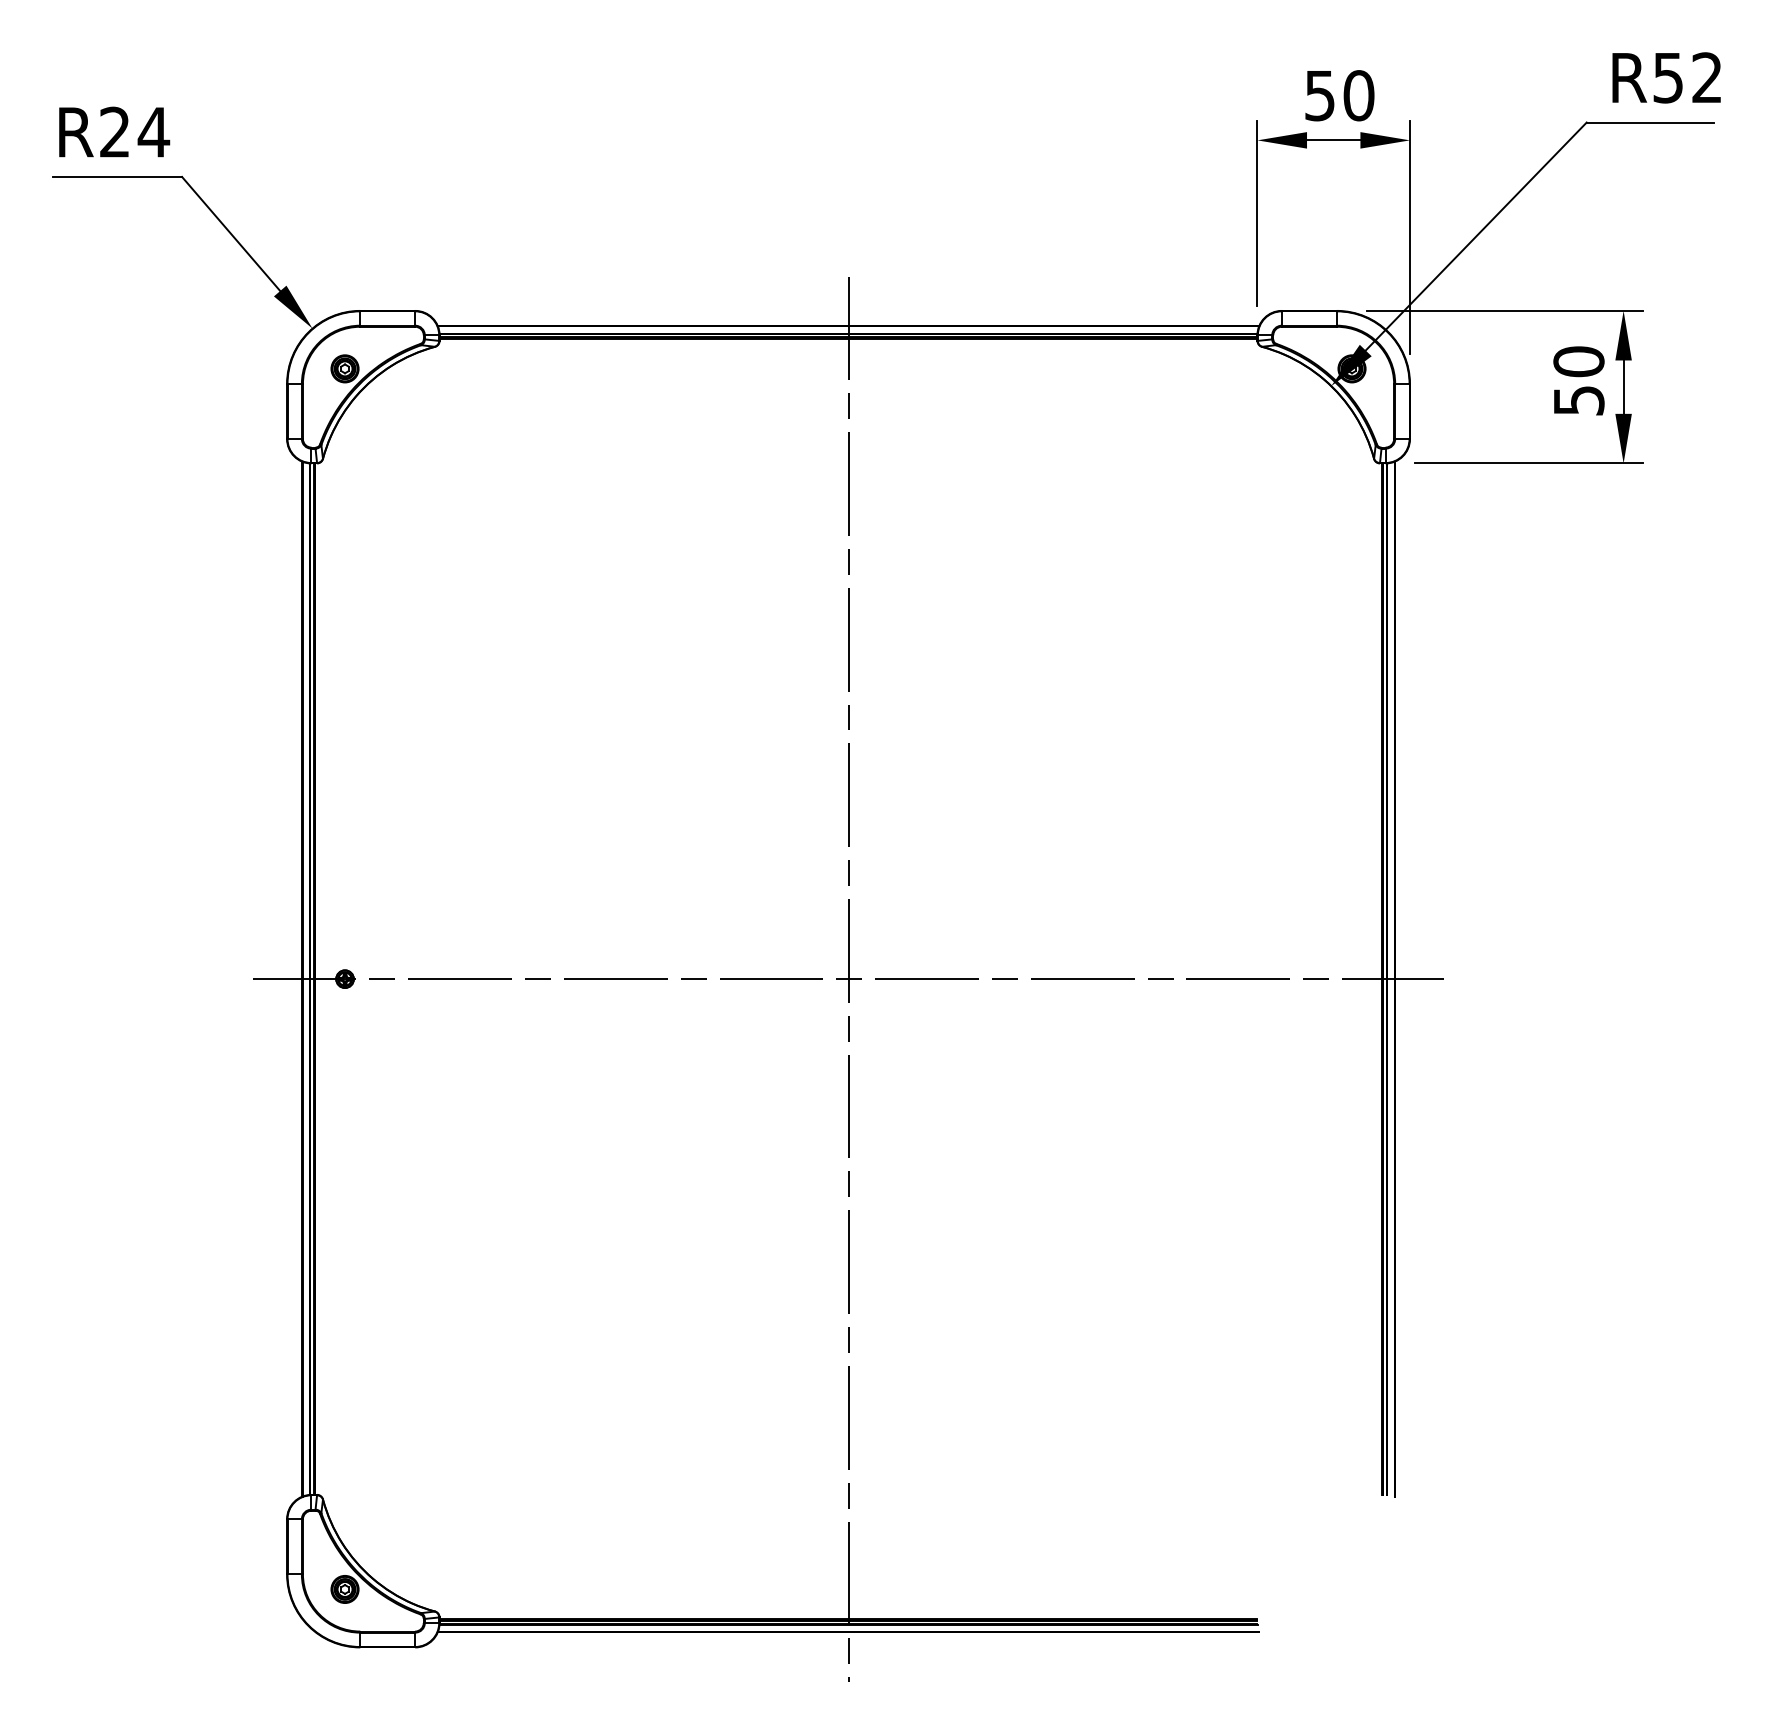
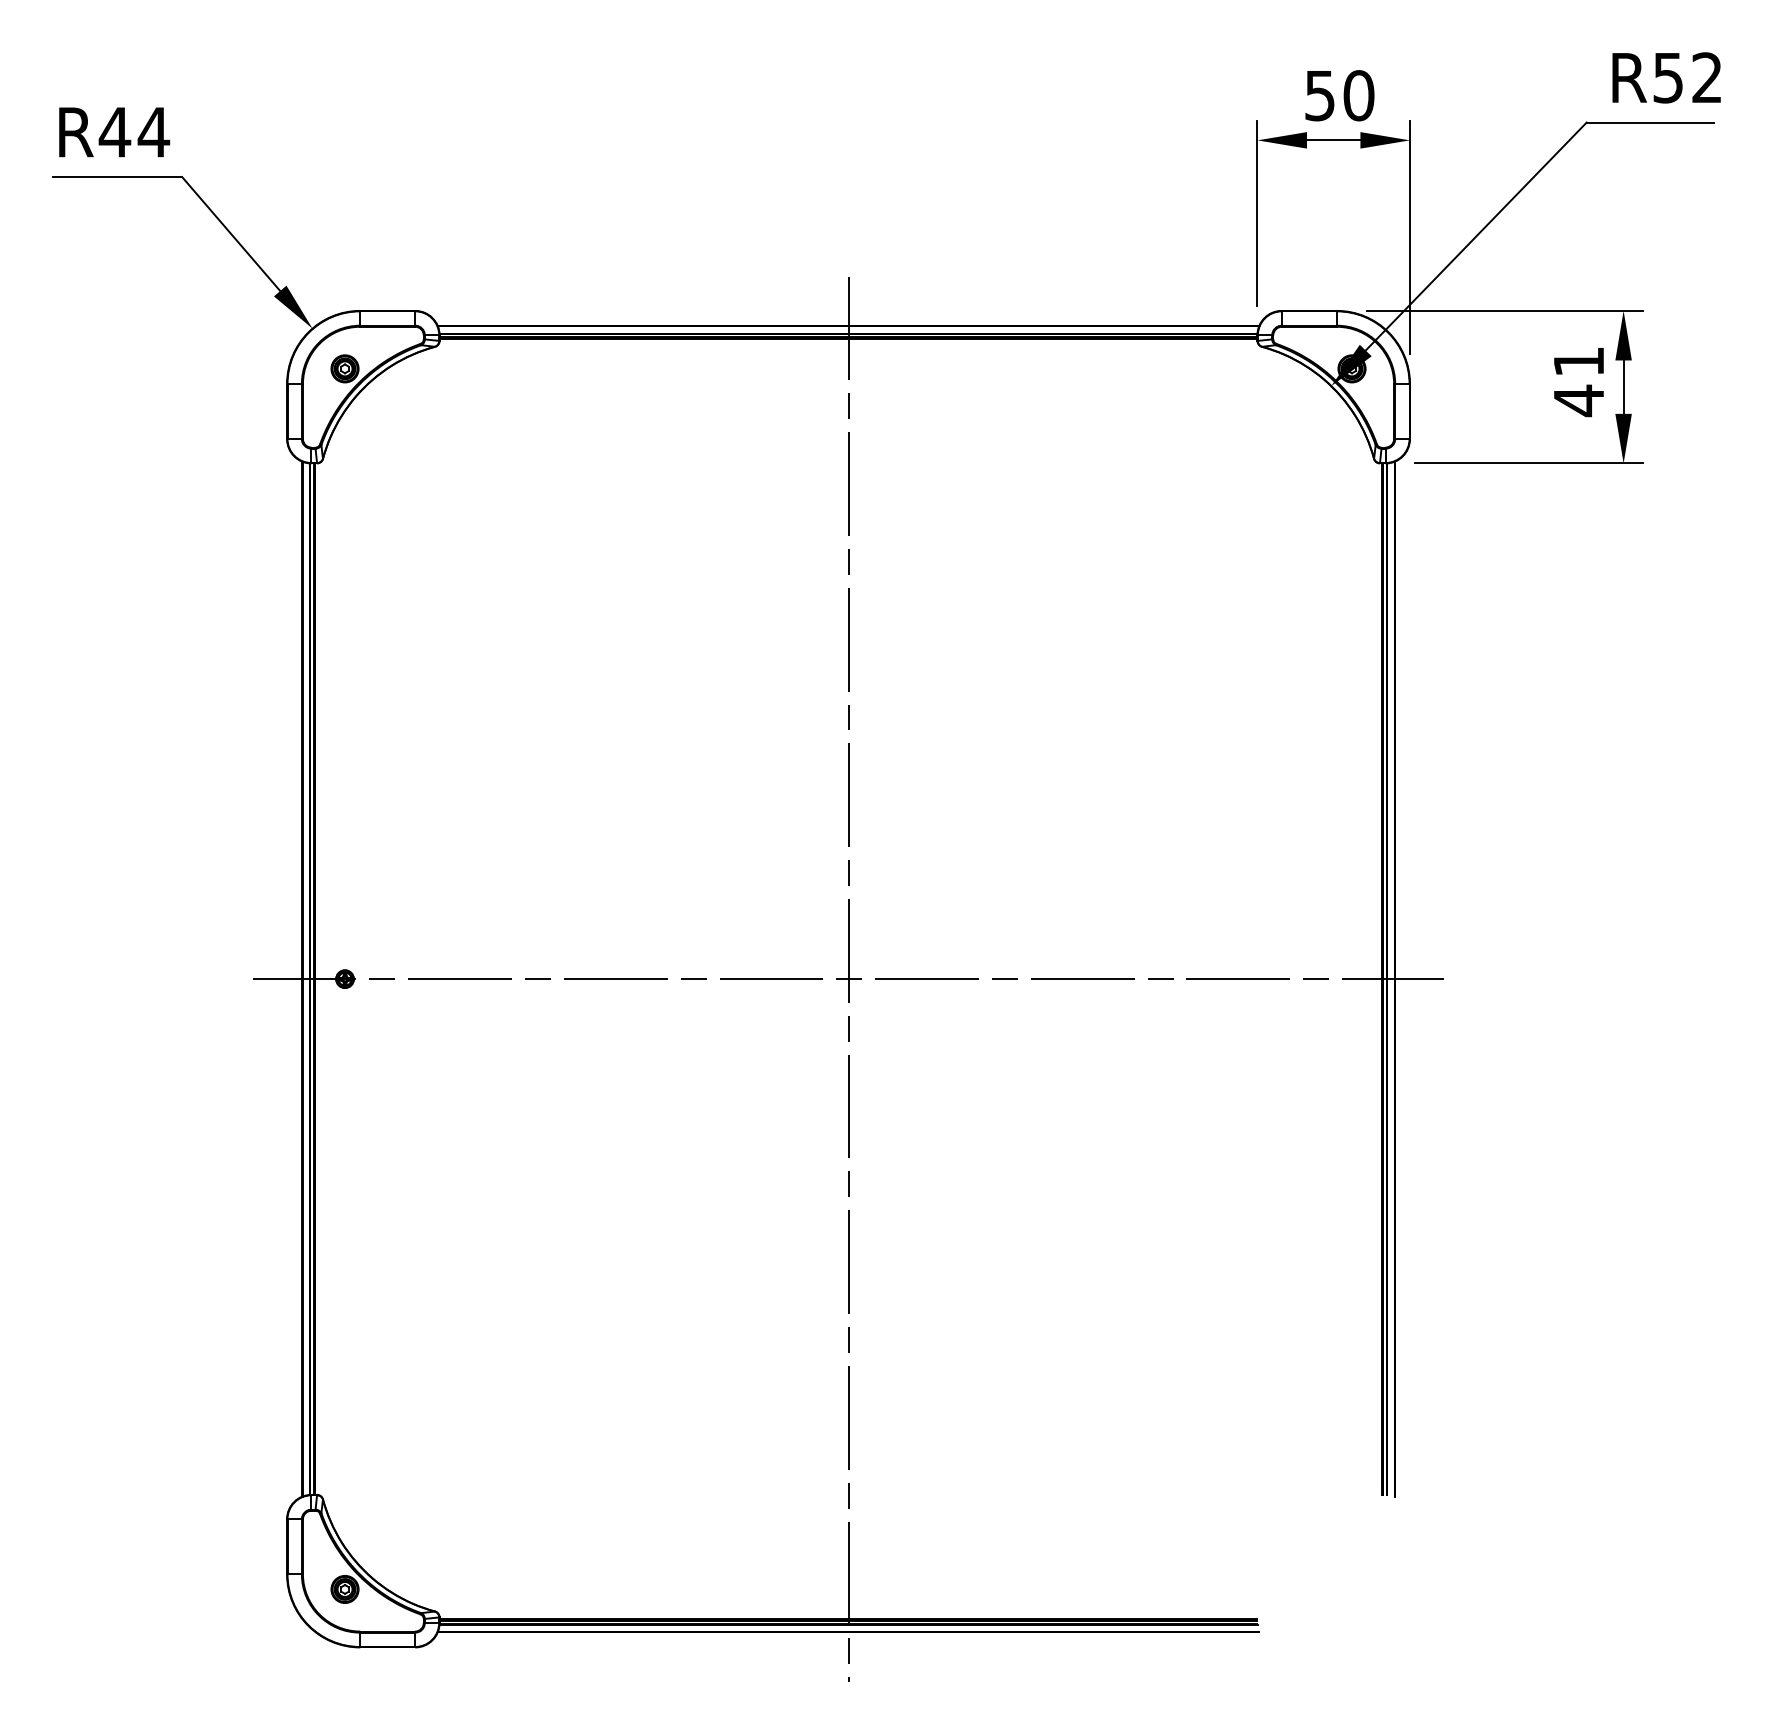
text: R24 -> R44 (114, 131)
text: 50 -> 41 (1578, 381)
